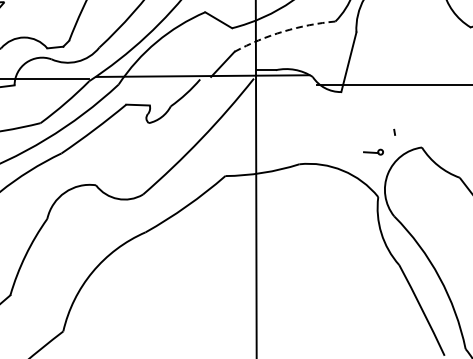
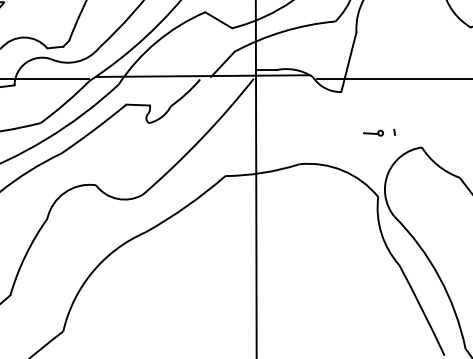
arc: dashed -> solid (283, 31)
line position: (392, 84) -> (392, 78) (392, 78)
part position: (373, 151) -> (373, 132) (373, 132)
